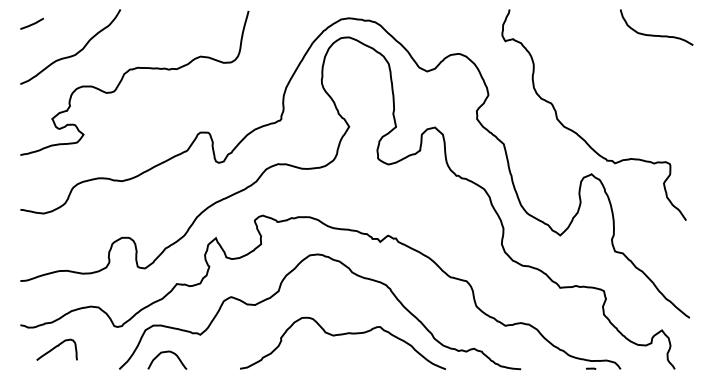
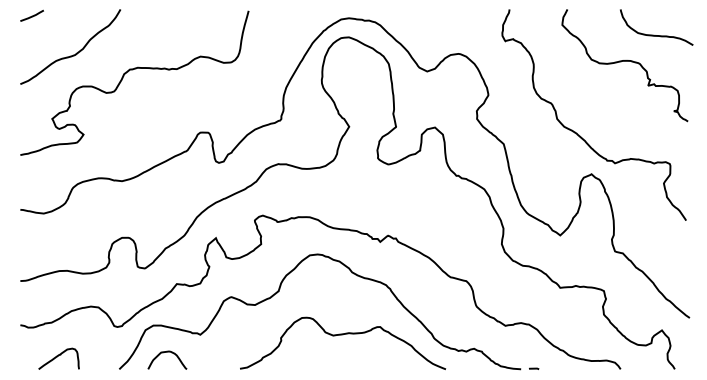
line position: (31, 23) -> (31, 15) (31, 15)
curve: none -> present (624, 61)
curve position: (55, 348) -> (57, 357) (57, 357)
line position: (591, 368) -> (534, 368) (534, 368)
